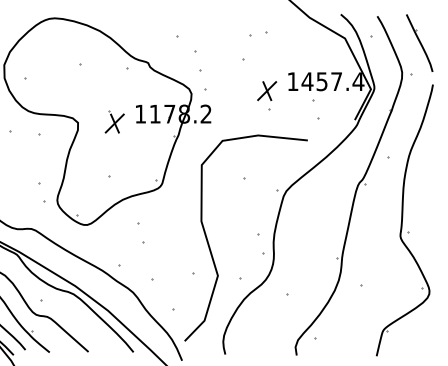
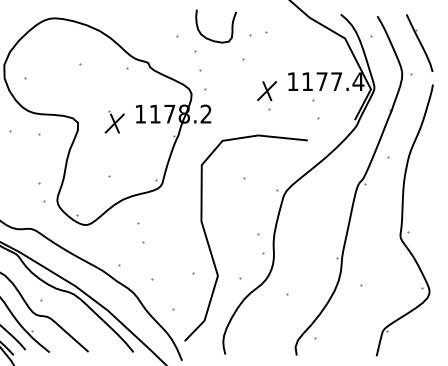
curve: none -> present (212, 39)
text: 1457.4 -> 1177.4 (314, 81)
